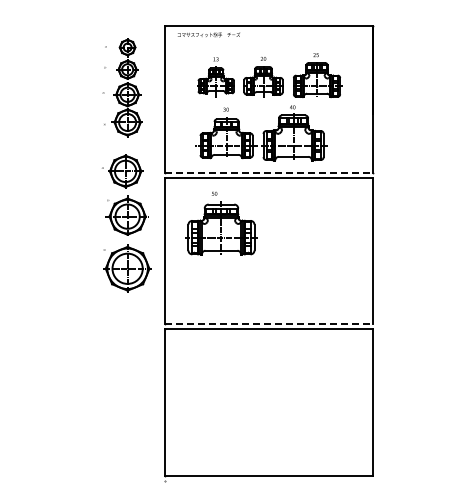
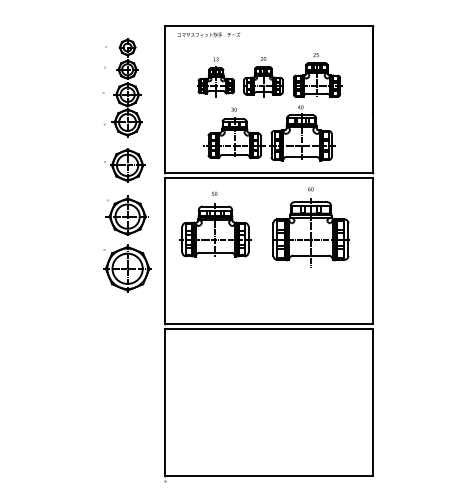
part position: (261, 133) -> (269, 133) (269, 133)
part position: (122, 171) -> (124, 165) (124, 165)
line: dashed -> solid (269, 172)
part: none -> present (310, 227)
part position: (221, 228) -> (215, 230) (215, 230)
line: dashed -> solid (269, 324)
